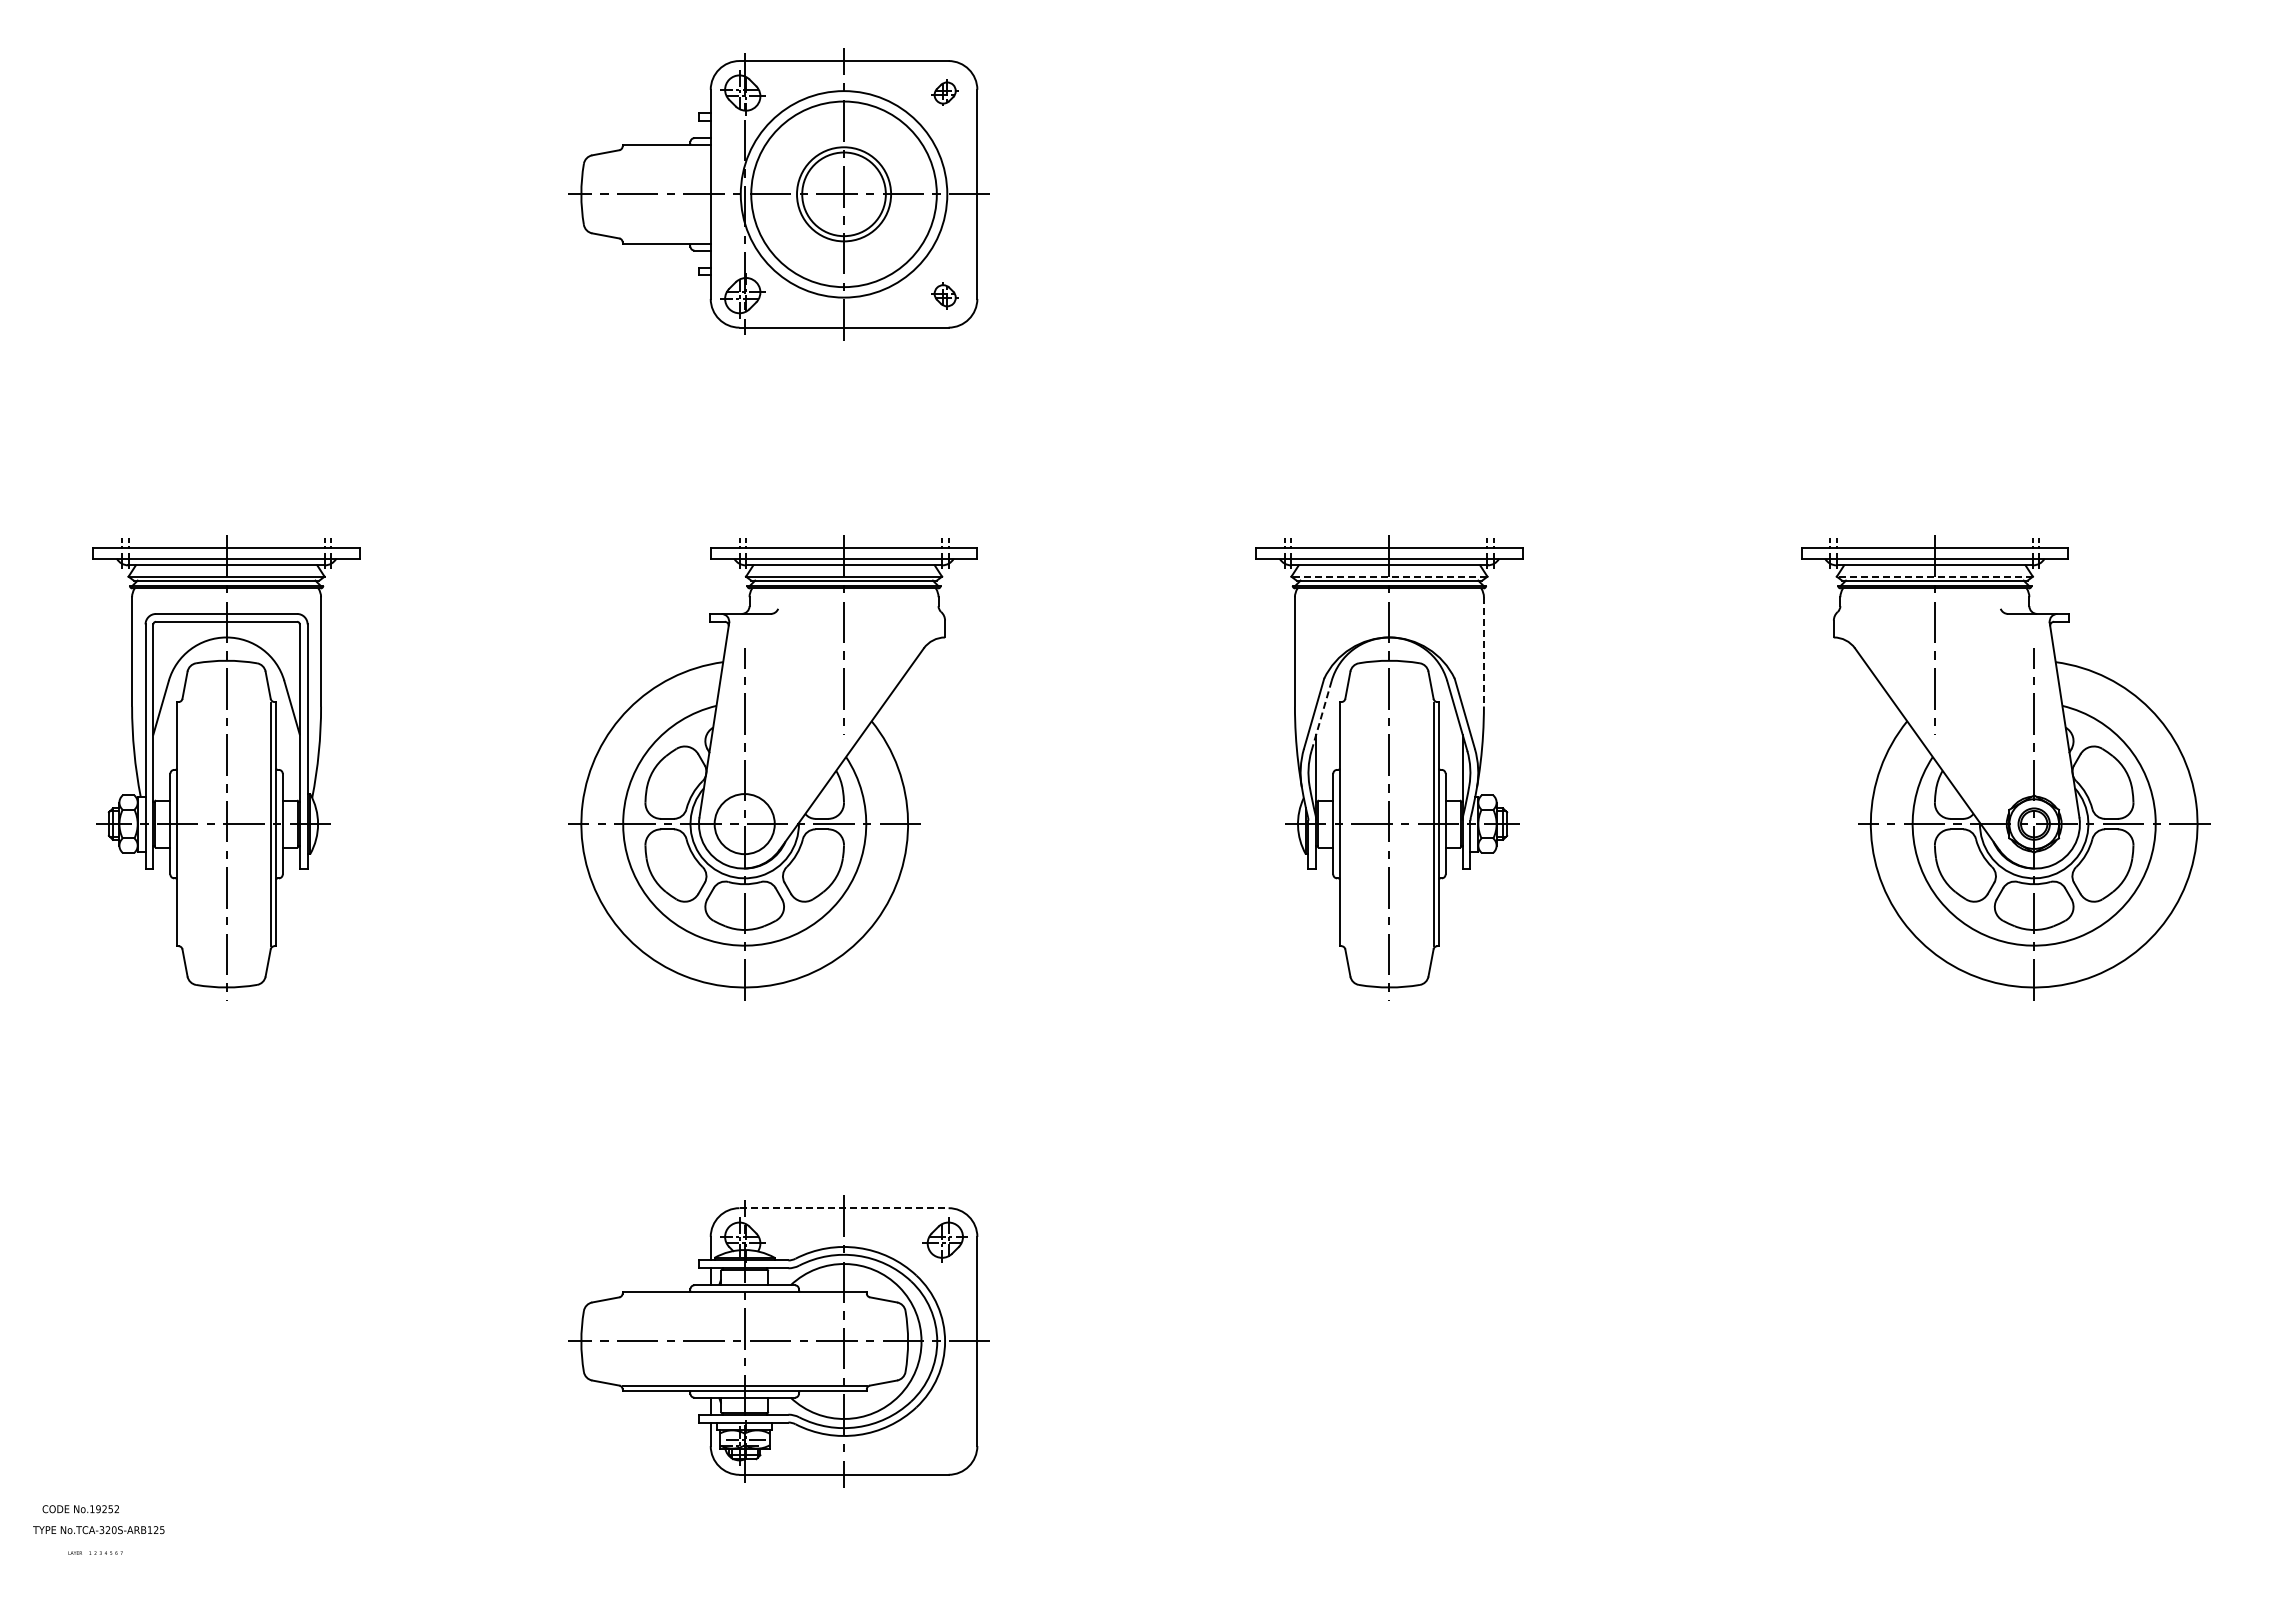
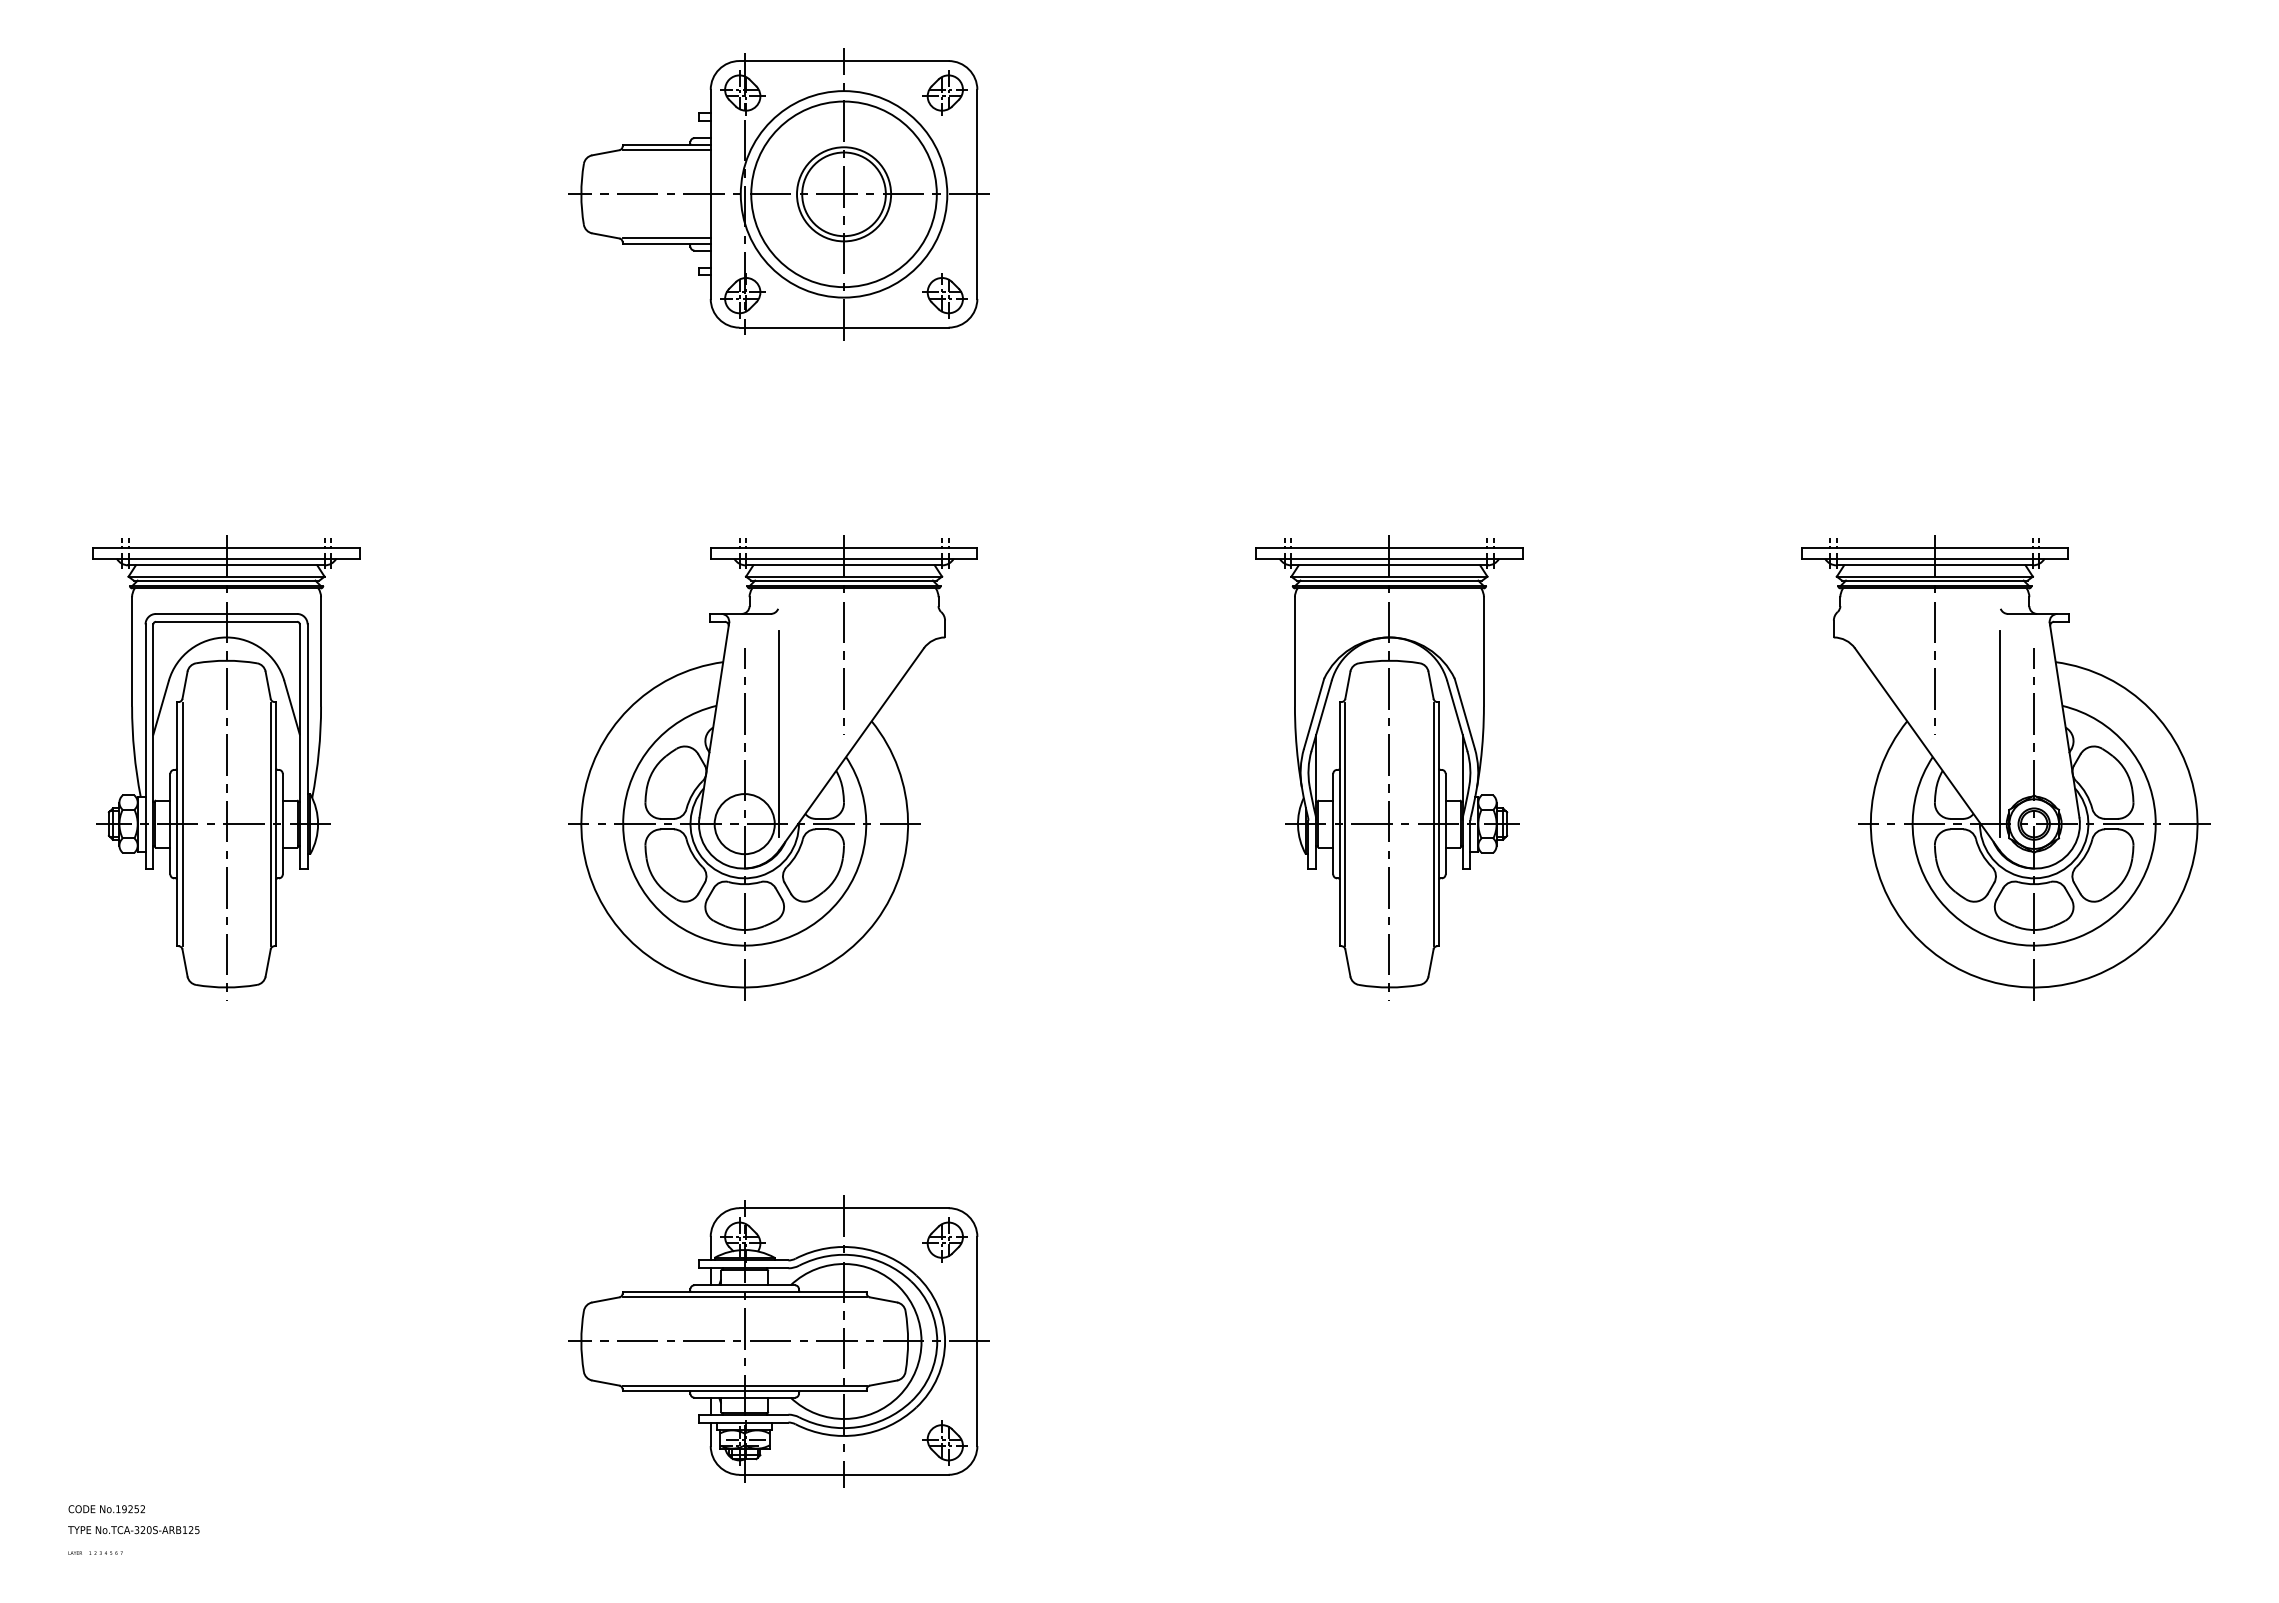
part size: 28x27 px -> 46x46 px (944, 92)
line: none -> present (666, 150)
line: none -> present (666, 238)
part size: 28x28 px -> 46x46 px (944, 295)
line: dashed -> solid (1388, 576)
line: dashed -> solid (1934, 576)
line: dashed -> solid (1483, 651)
line: dashed -> solid (1321, 715)
line: none -> present (778, 734)
line: none -> present (2000, 734)
line: none -> present (182, 824)
line: none -> present (1345, 824)
line: dashed -> solid (844, 1208)
line: none -> present (744, 1297)
part: none -> present (944, 1442)
text position: (80, 1509) -> (106, 1509) (106, 1509)
text position: (98, 1530) -> (133, 1530) (133, 1530)
